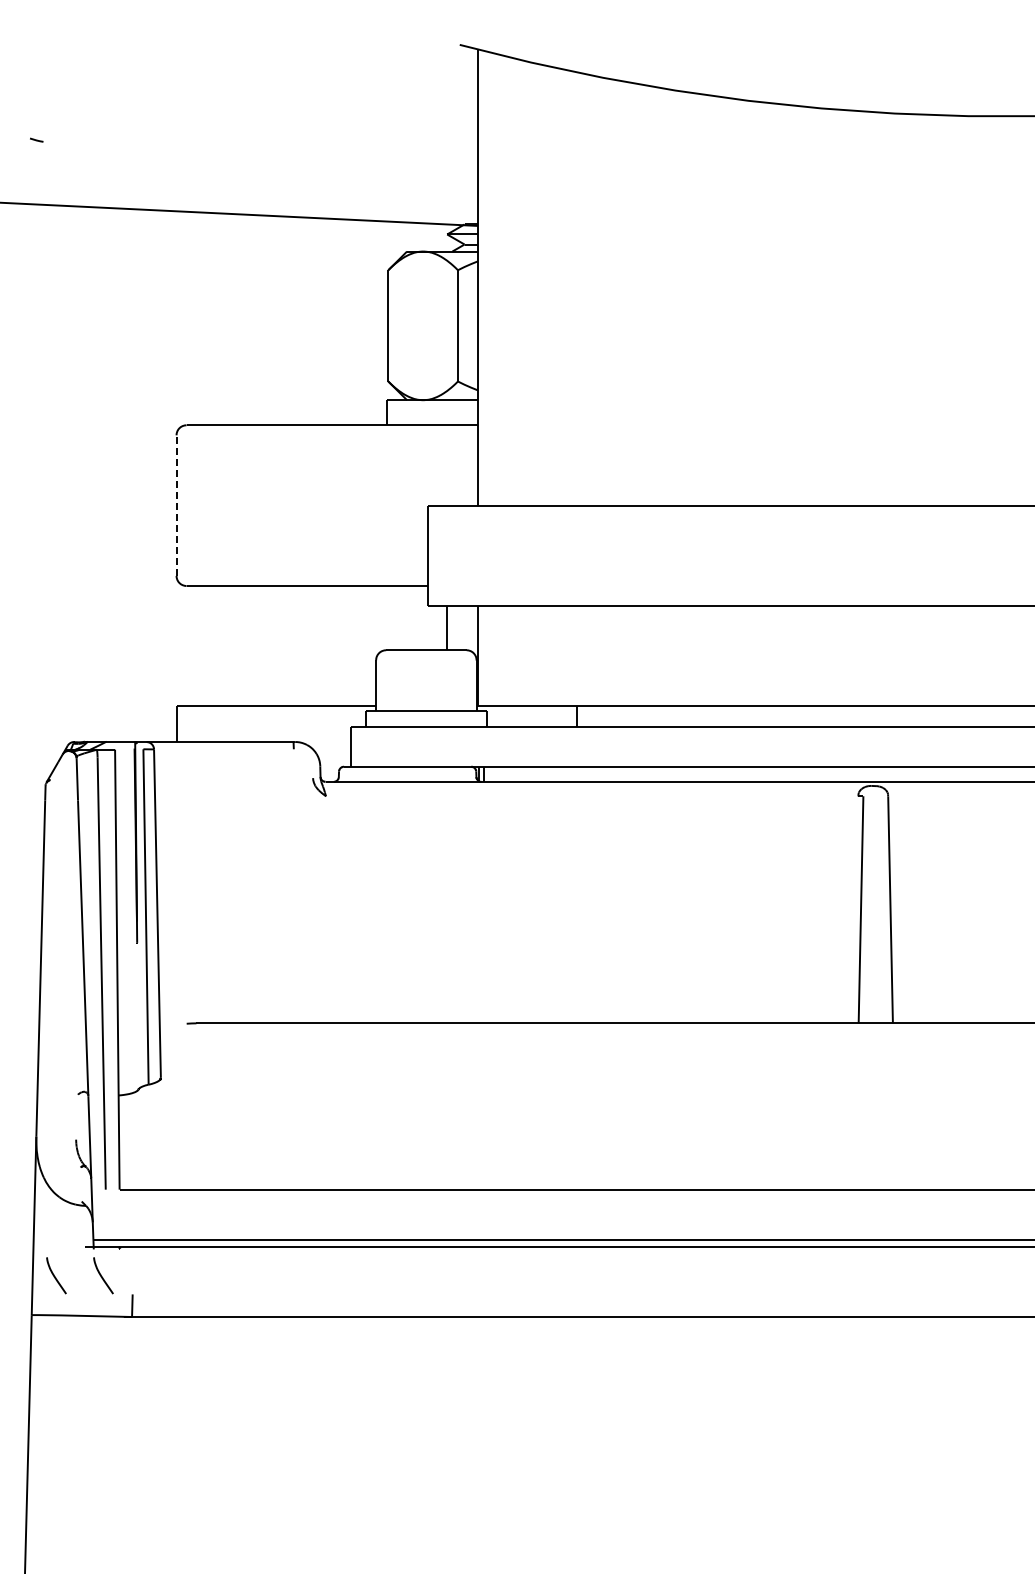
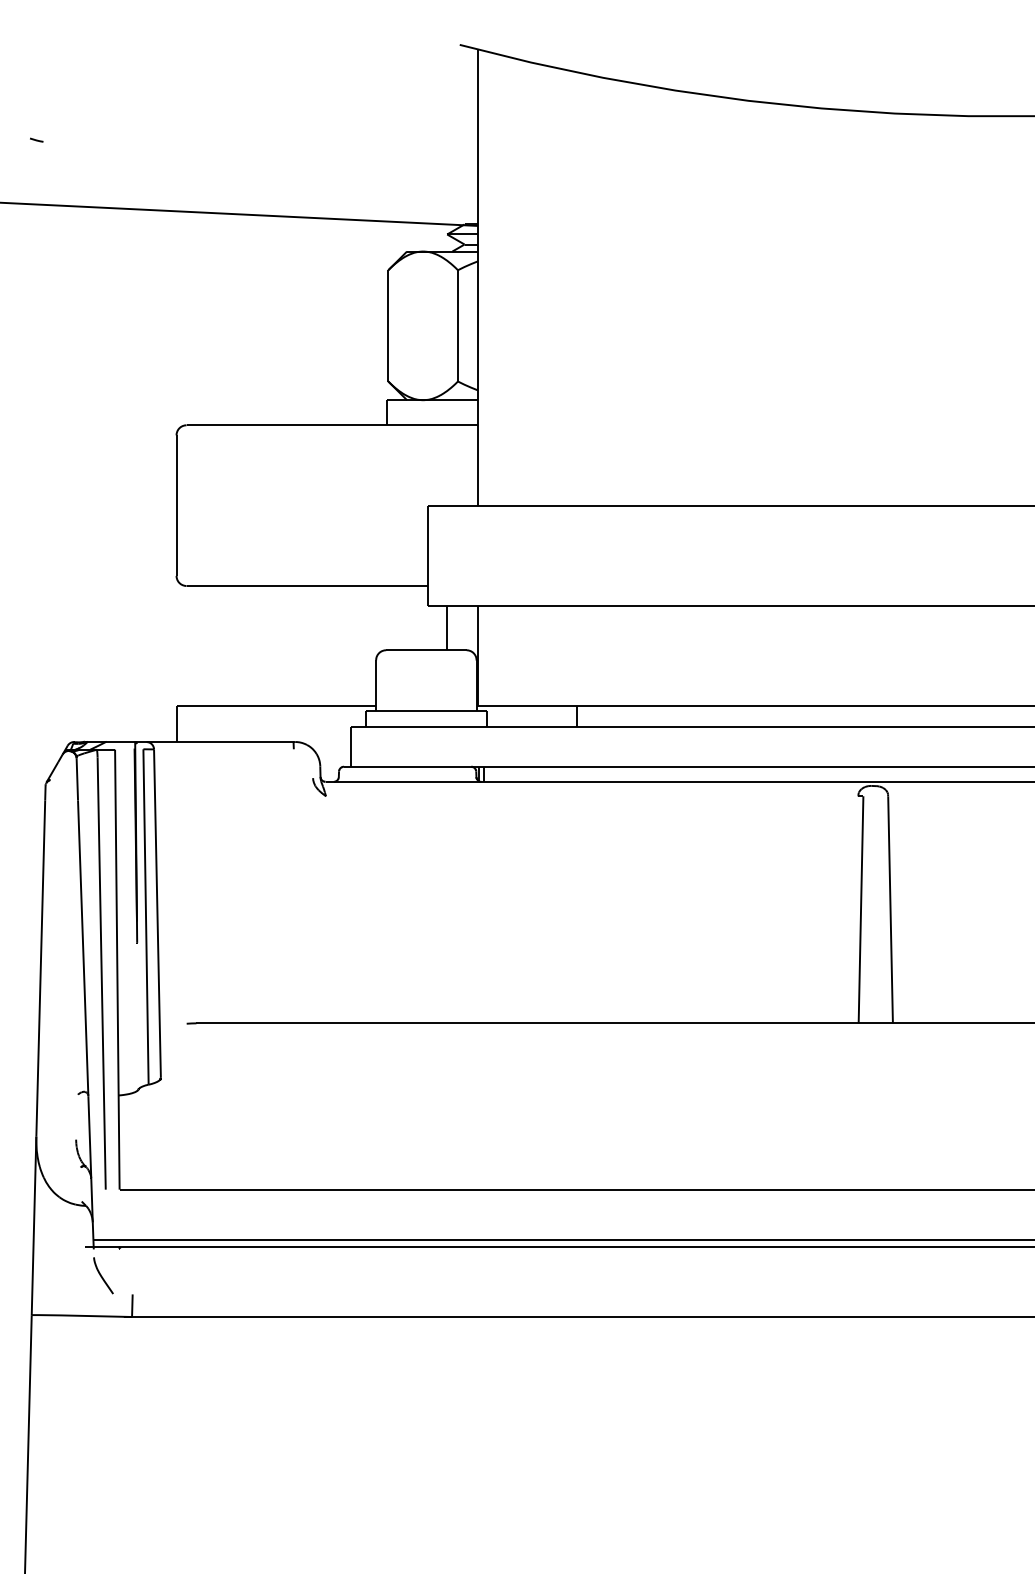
line: dashed -> solid (176, 505)
curve: present -> none (55, 1276)
